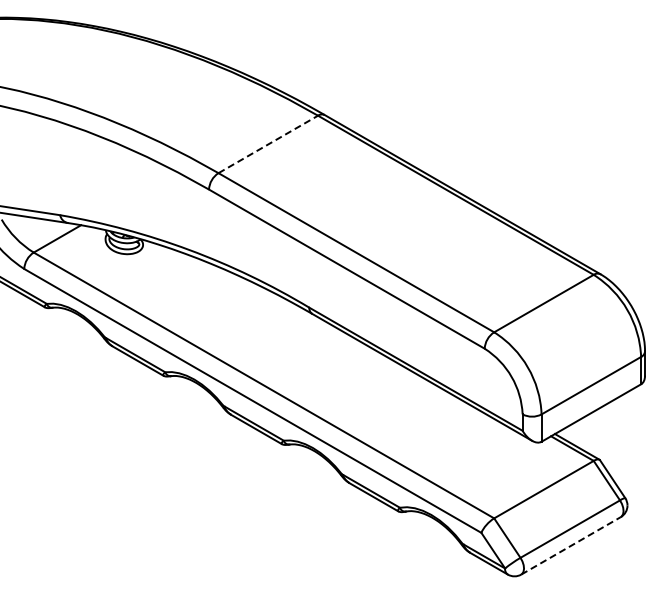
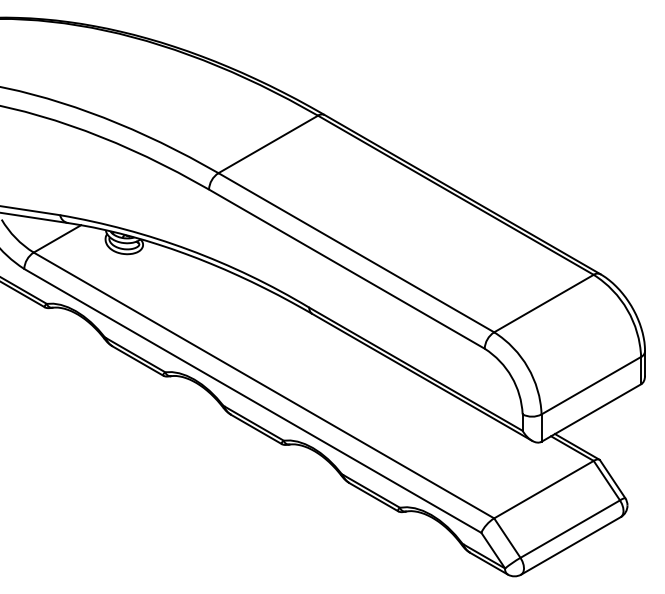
line: dashed -> solid (268, 144)
line: dashed -> solid (571, 545)
